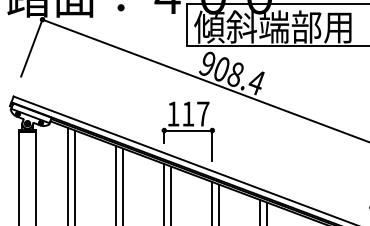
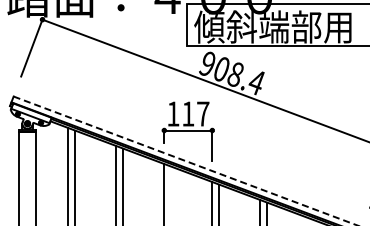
line: solid -> dashed (186, 161)
line: present -> none (171, 194)
